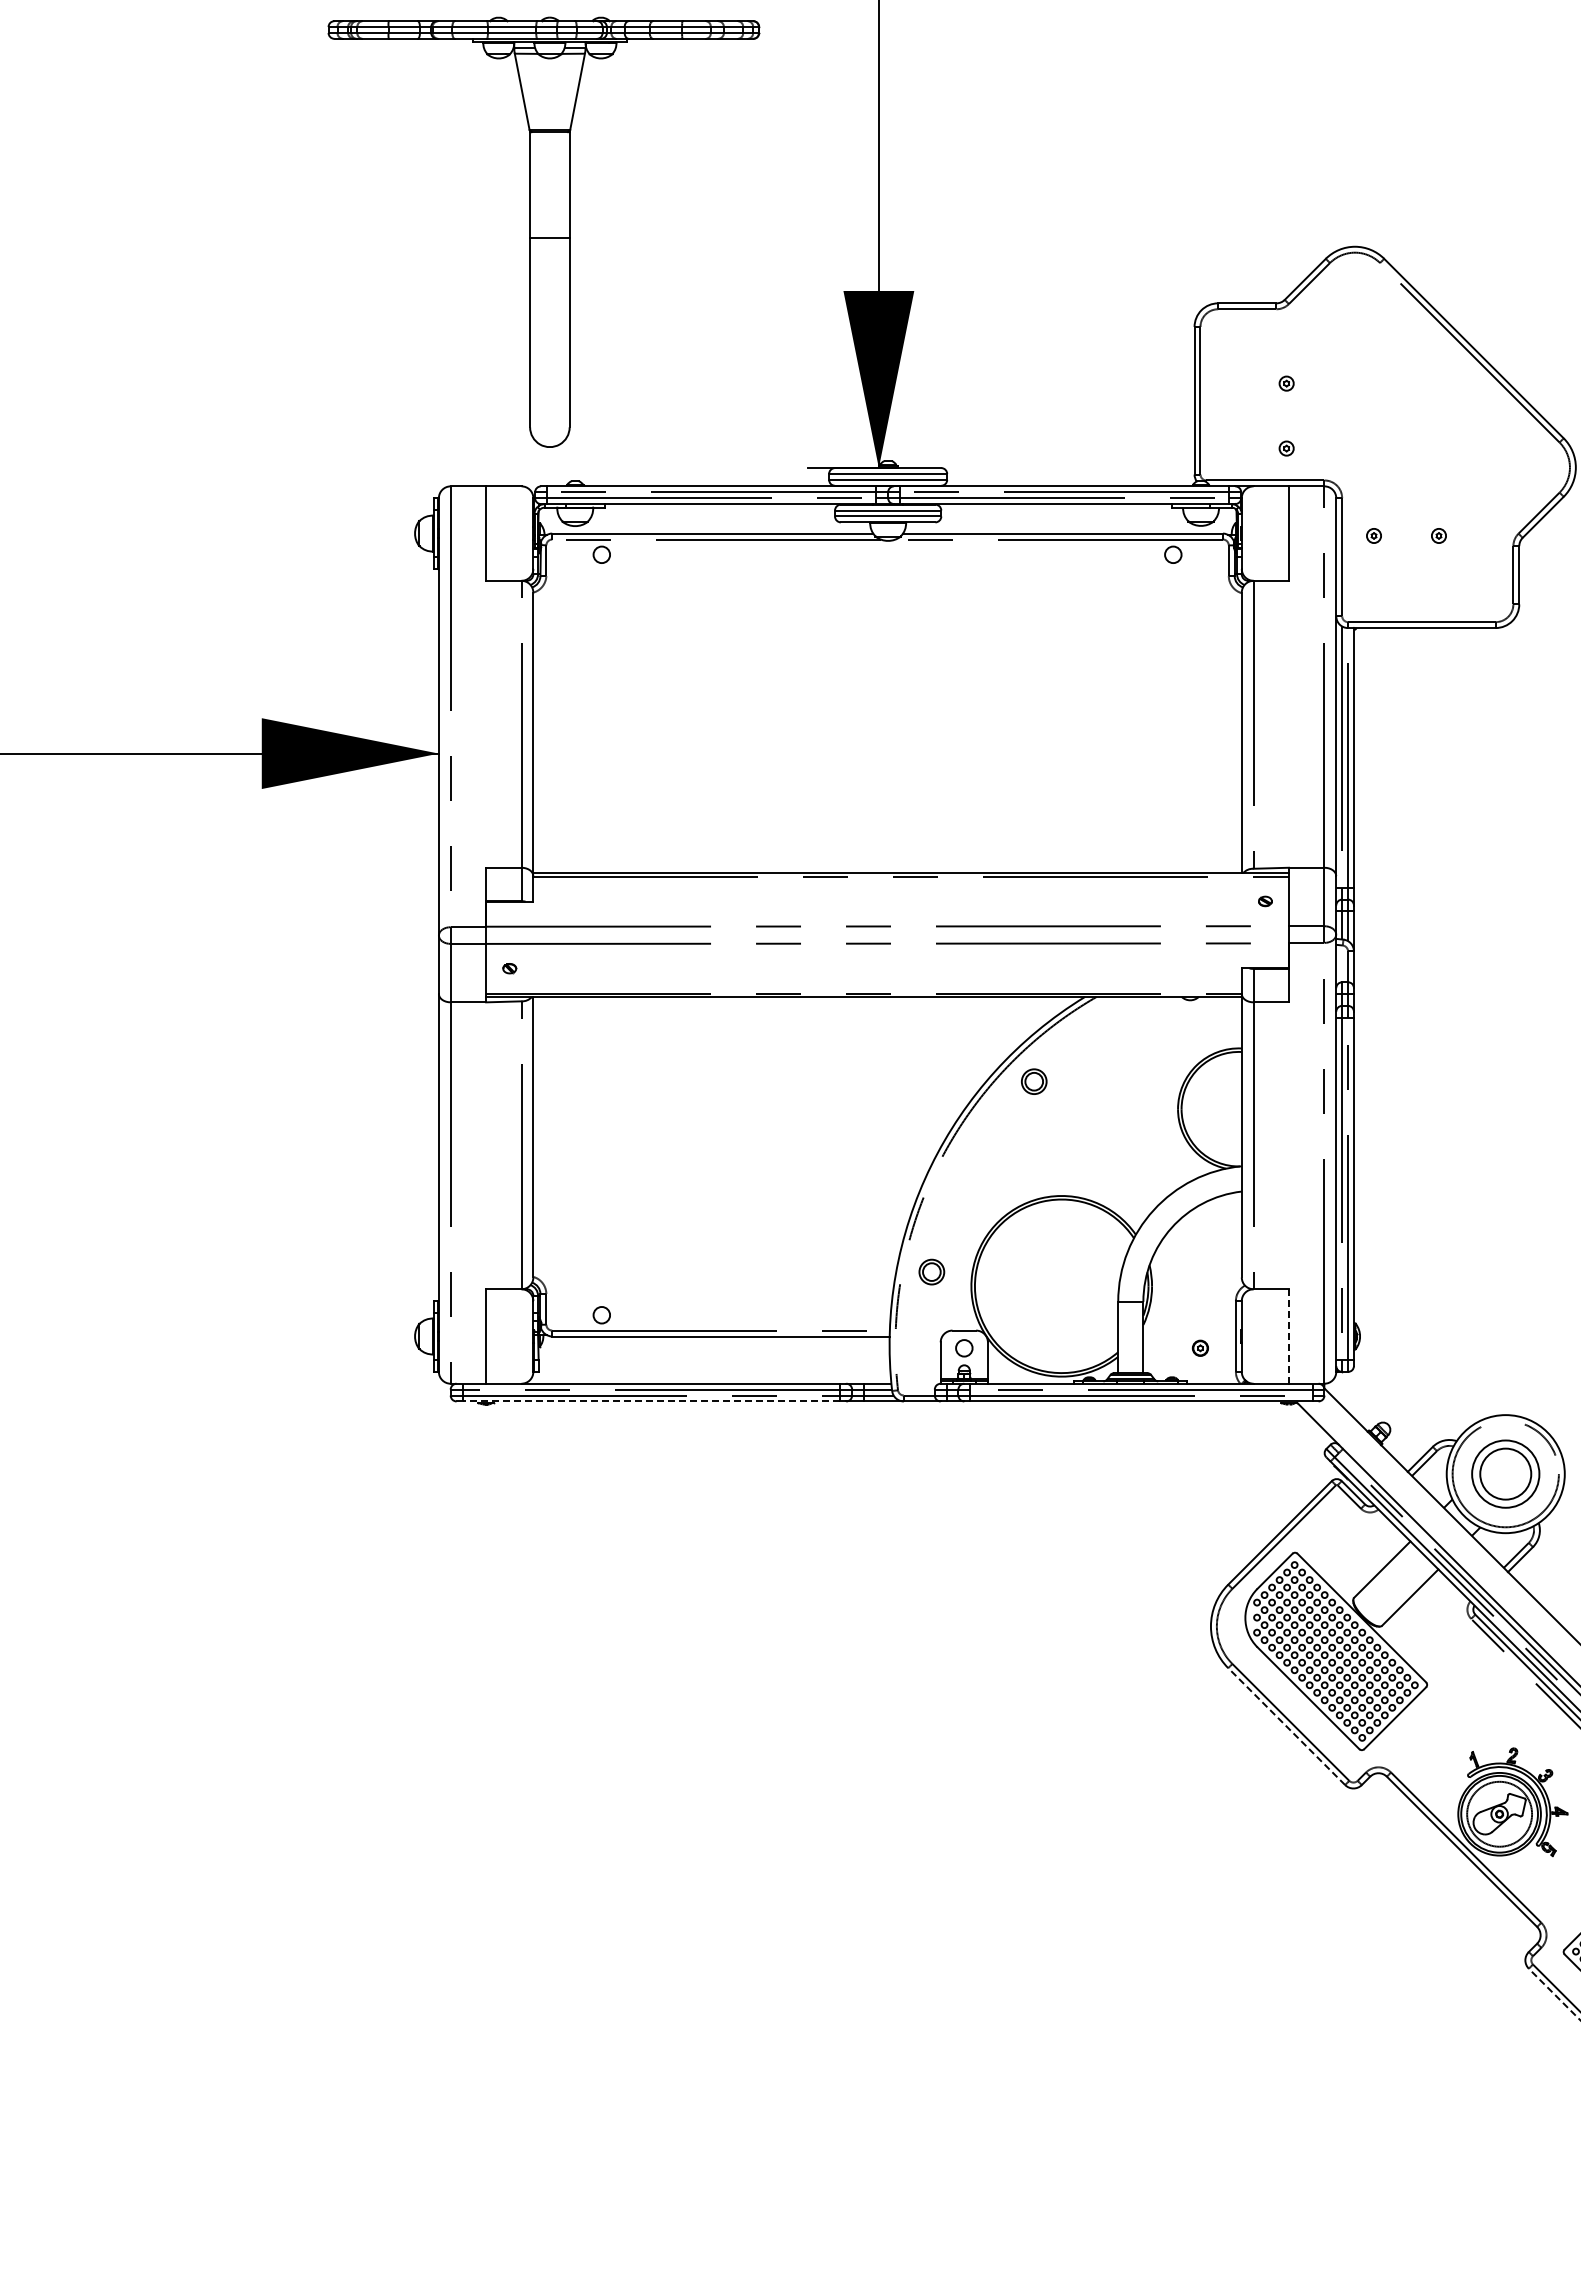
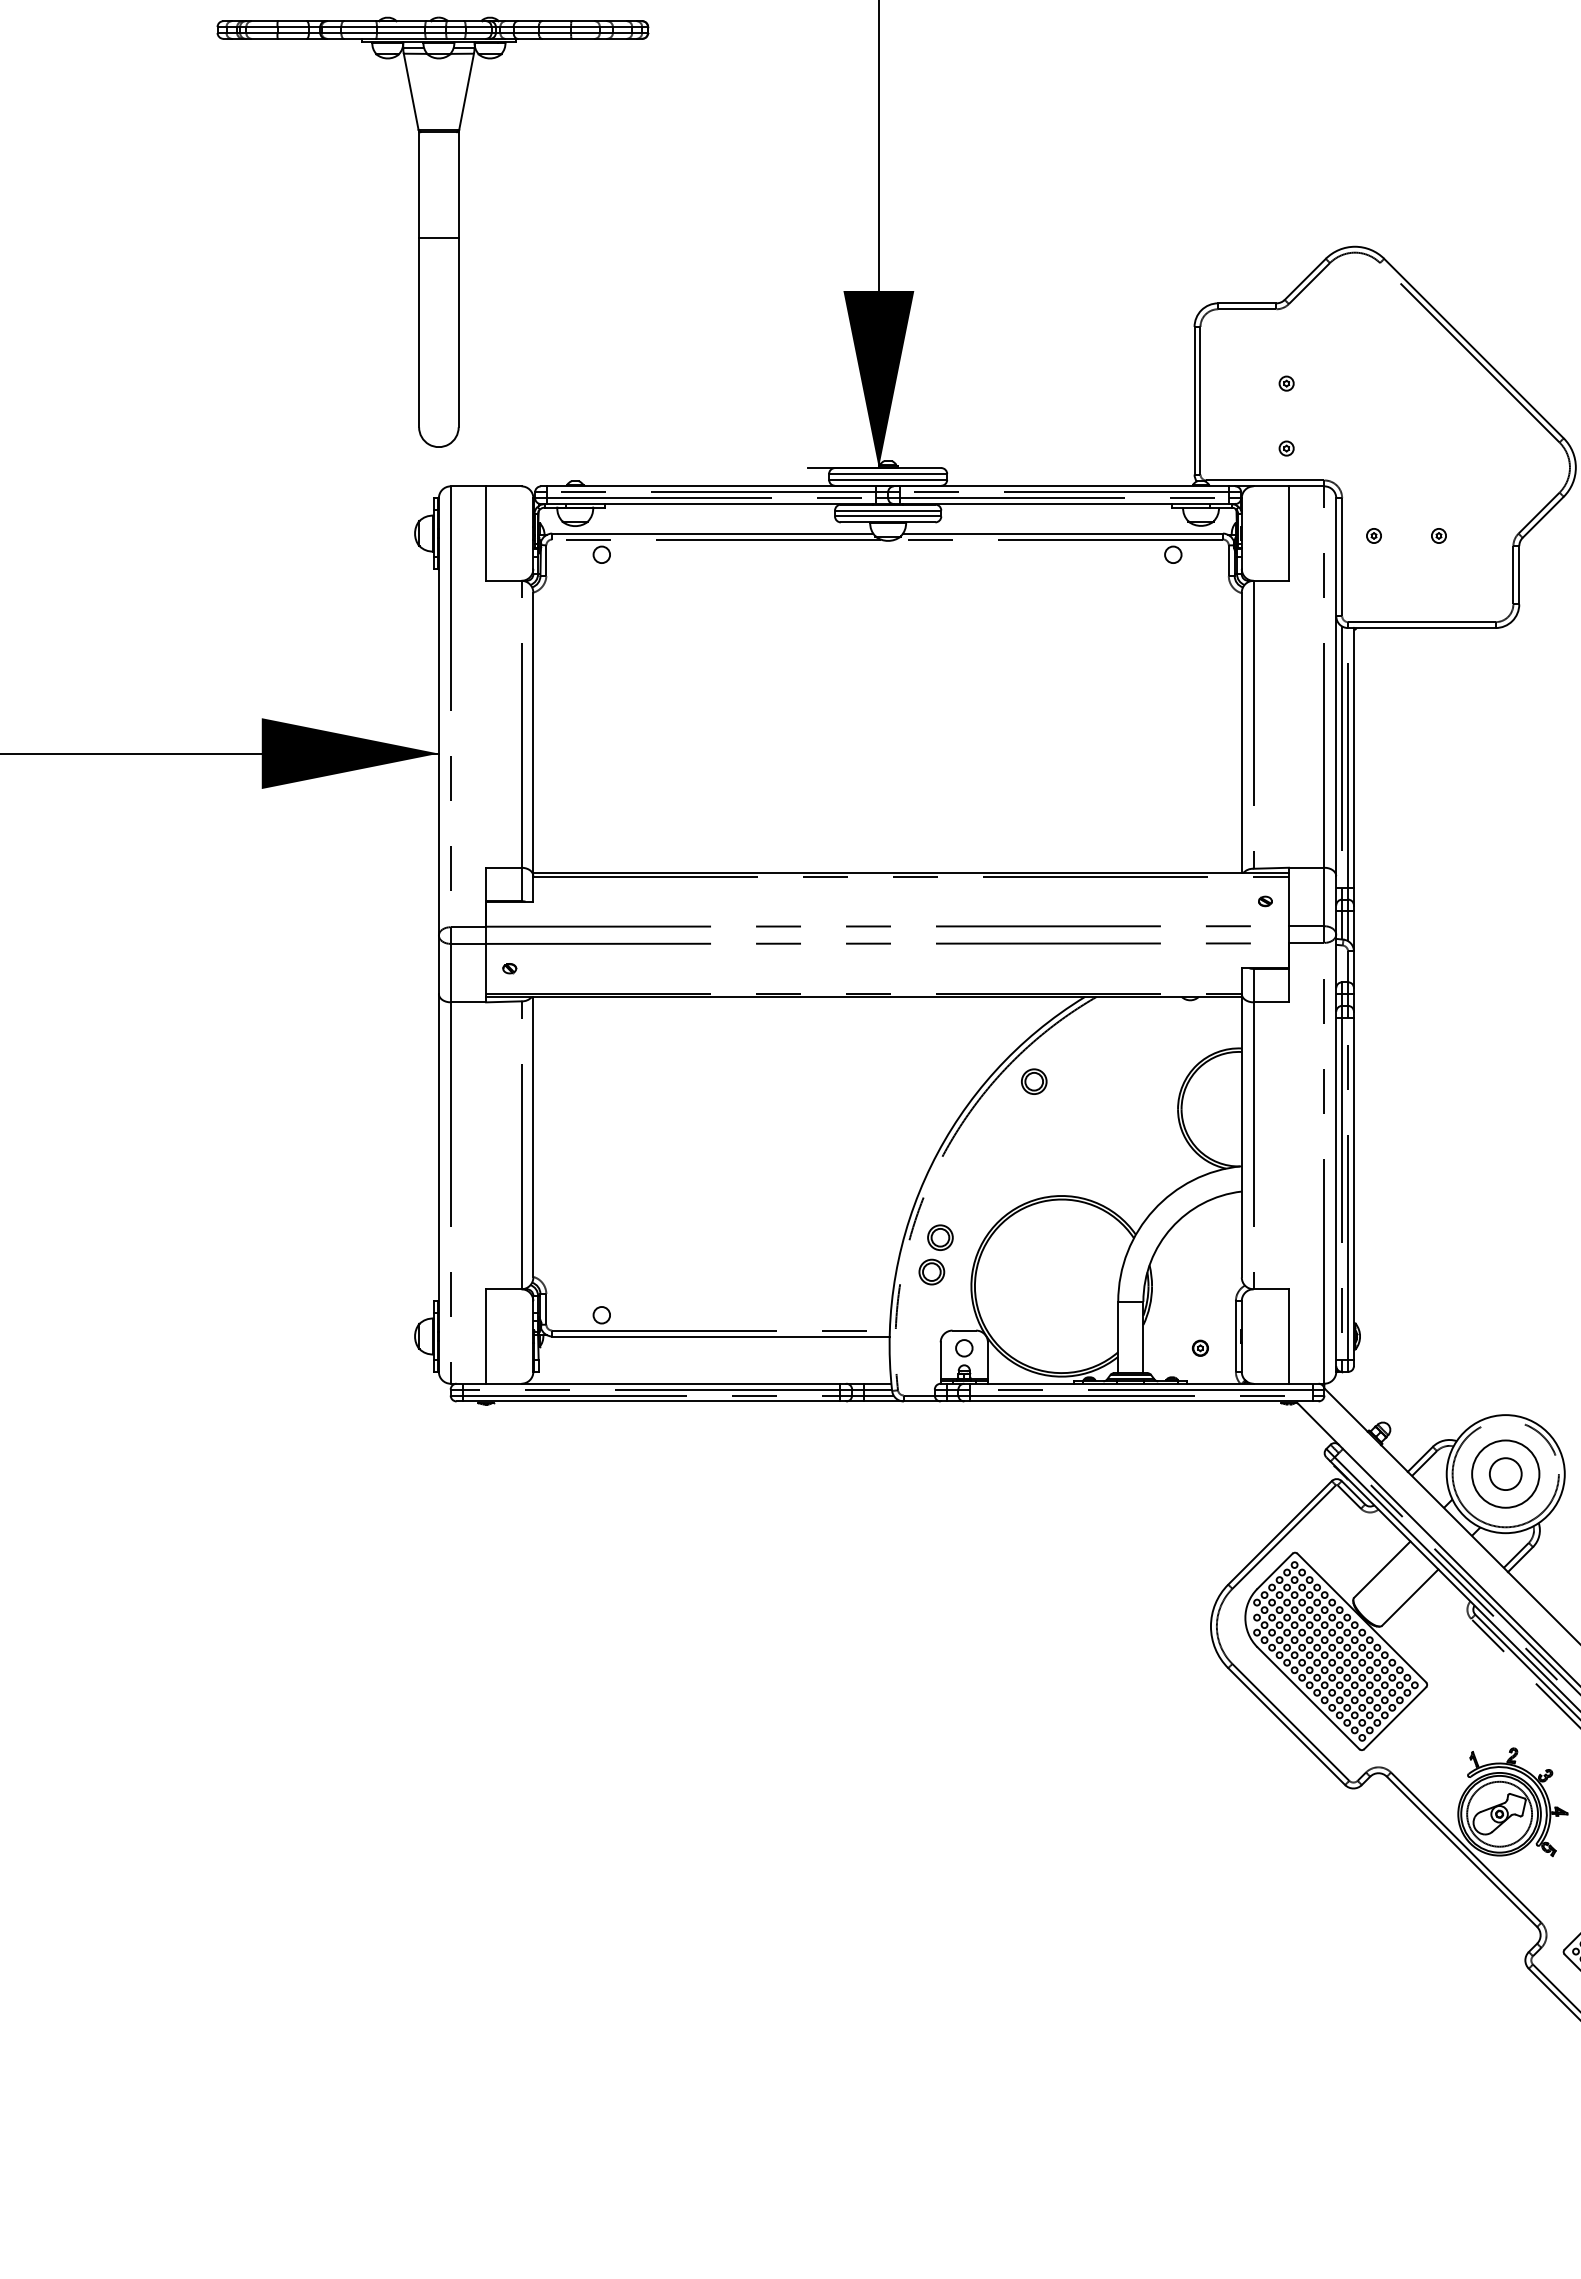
part position: (543, 231) -> (432, 231) (432, 231)
part: none -> present (940, 1237)
line: dashed -> solid (1289, 1336)
line: dashed -> solid (651, 1401)
circle diameter: 51 px -> 32 px (1505, 1474)
line: dashed -> solid (1286, 1726)
line: dashed -> solid (1554, 1994)
